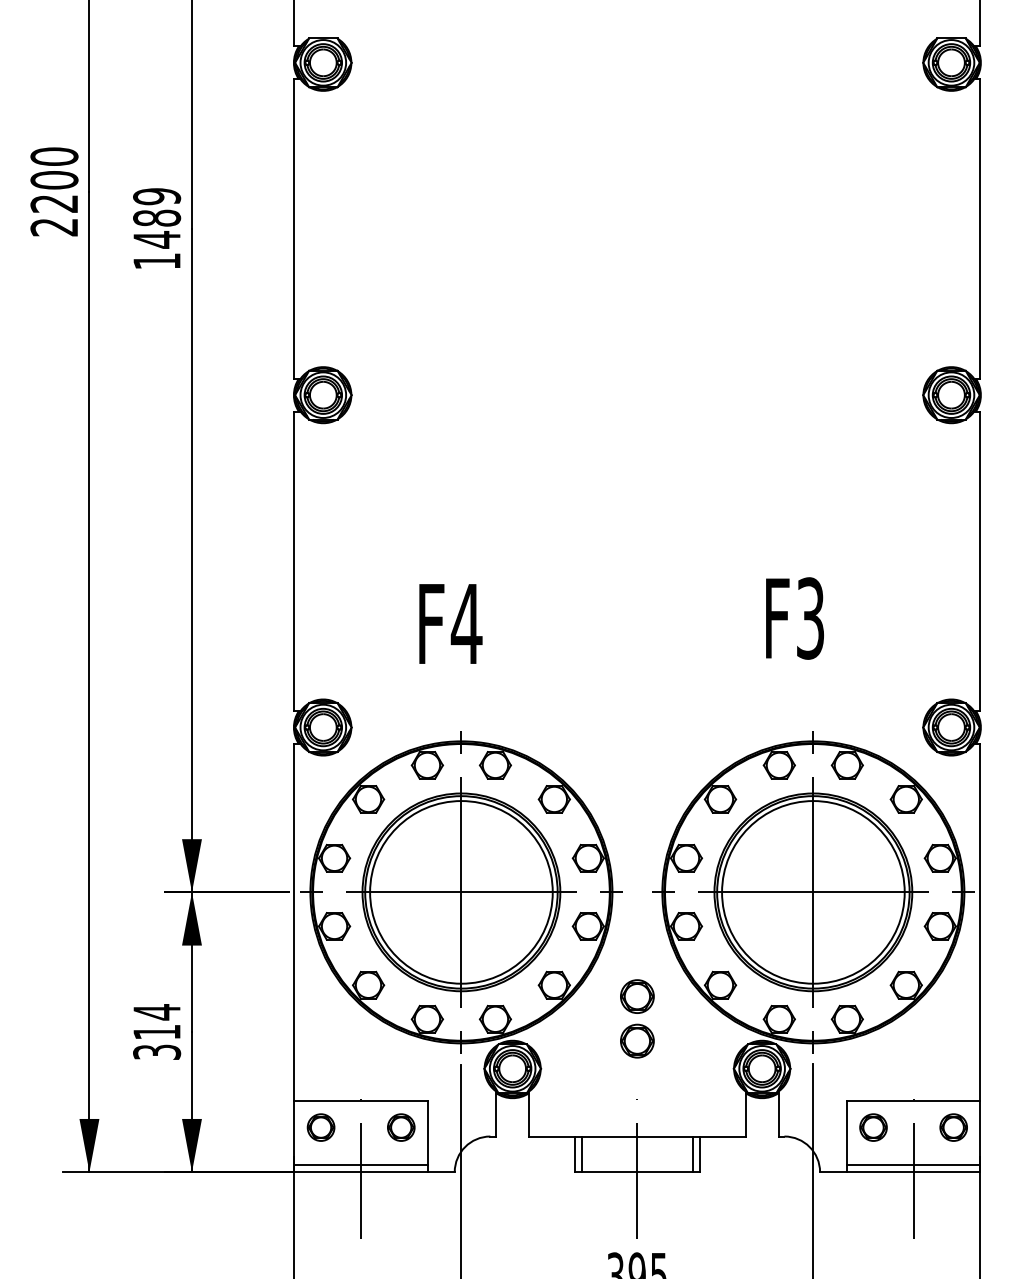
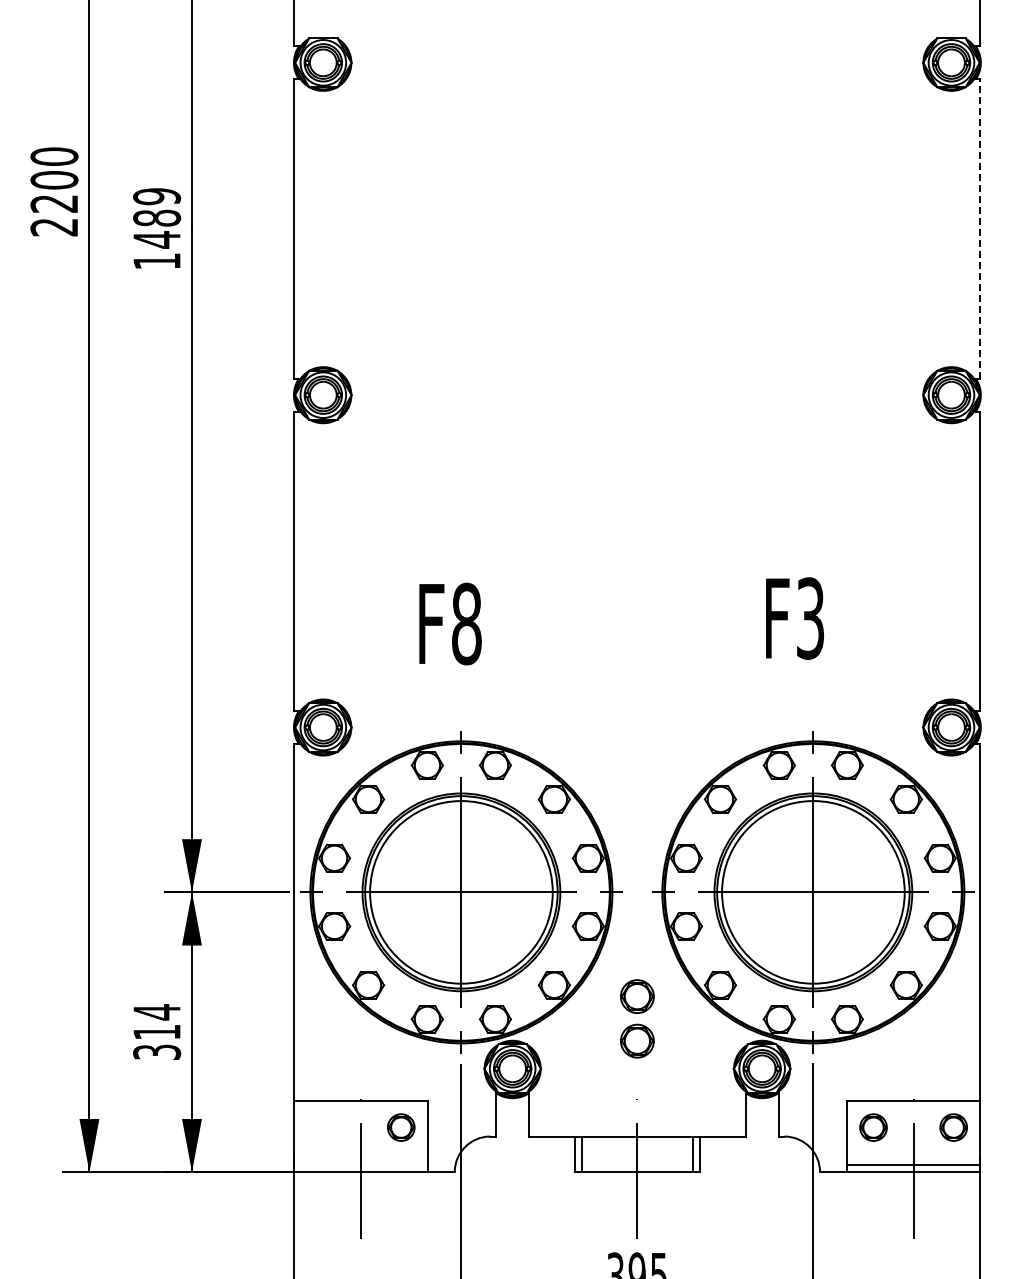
line: solid -> dashed (980, 229)
text: F4 -> F8 (466, 623)
part: present -> none (320, 1127)
line: present -> none (361, 1165)
